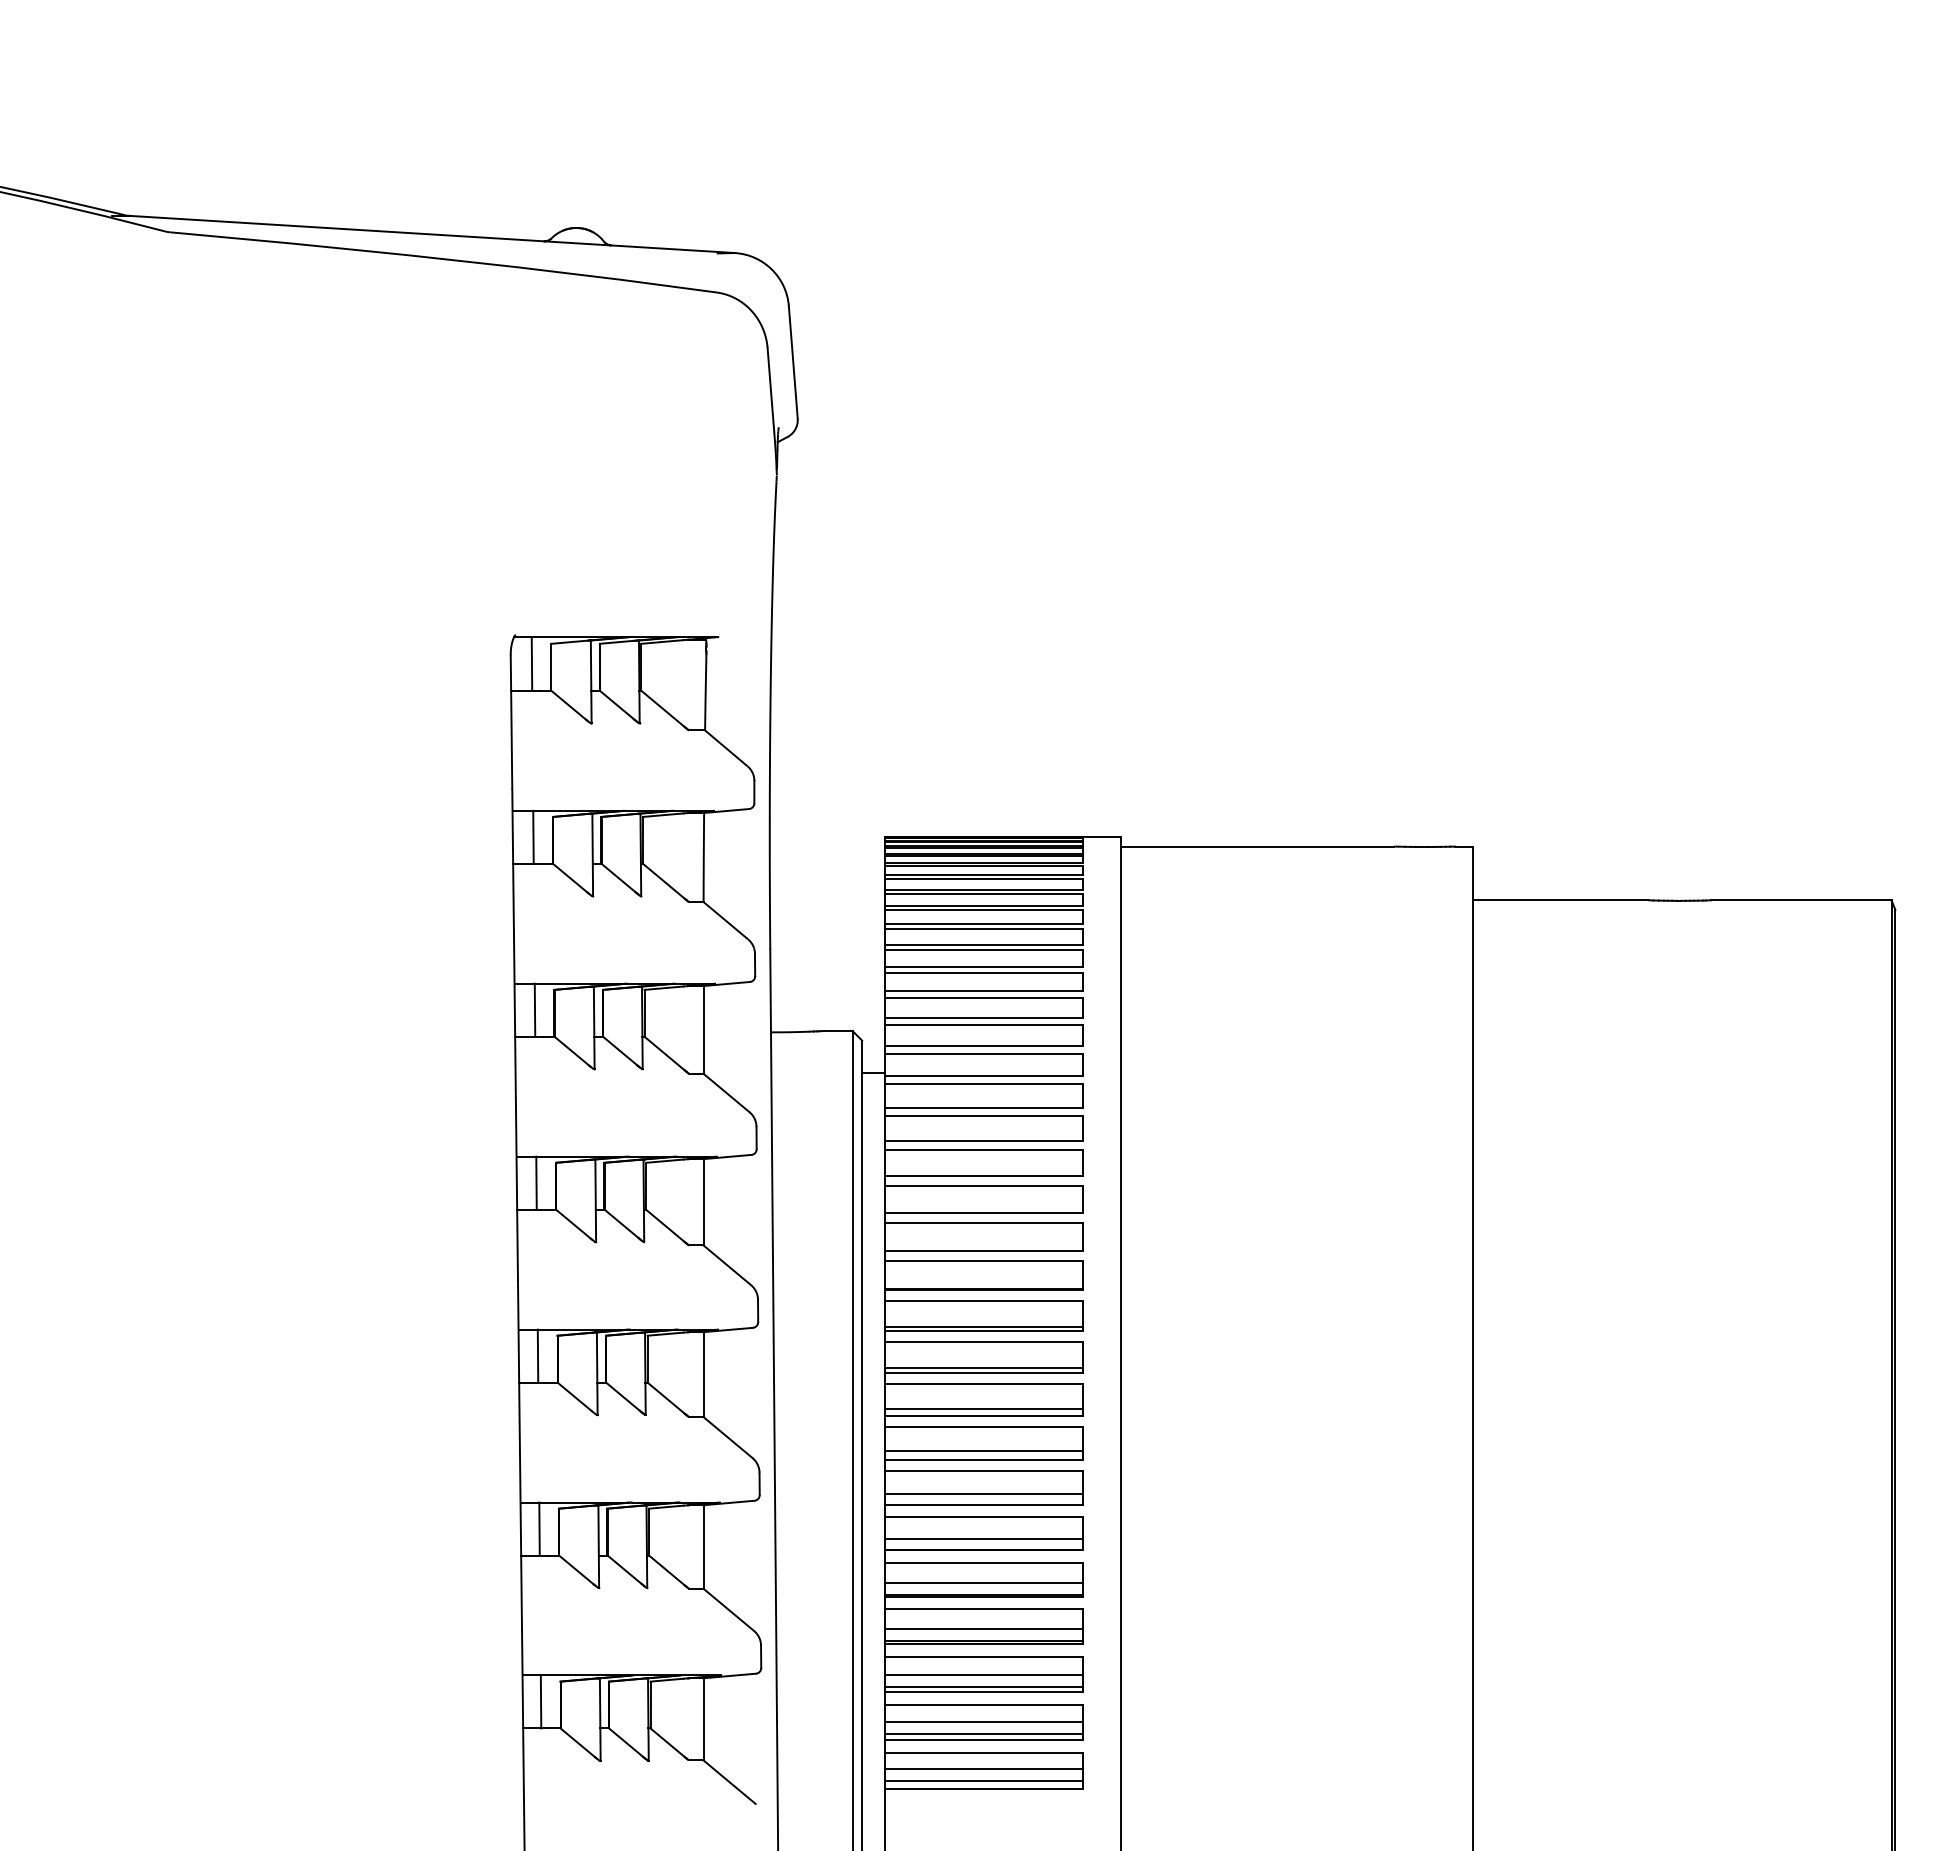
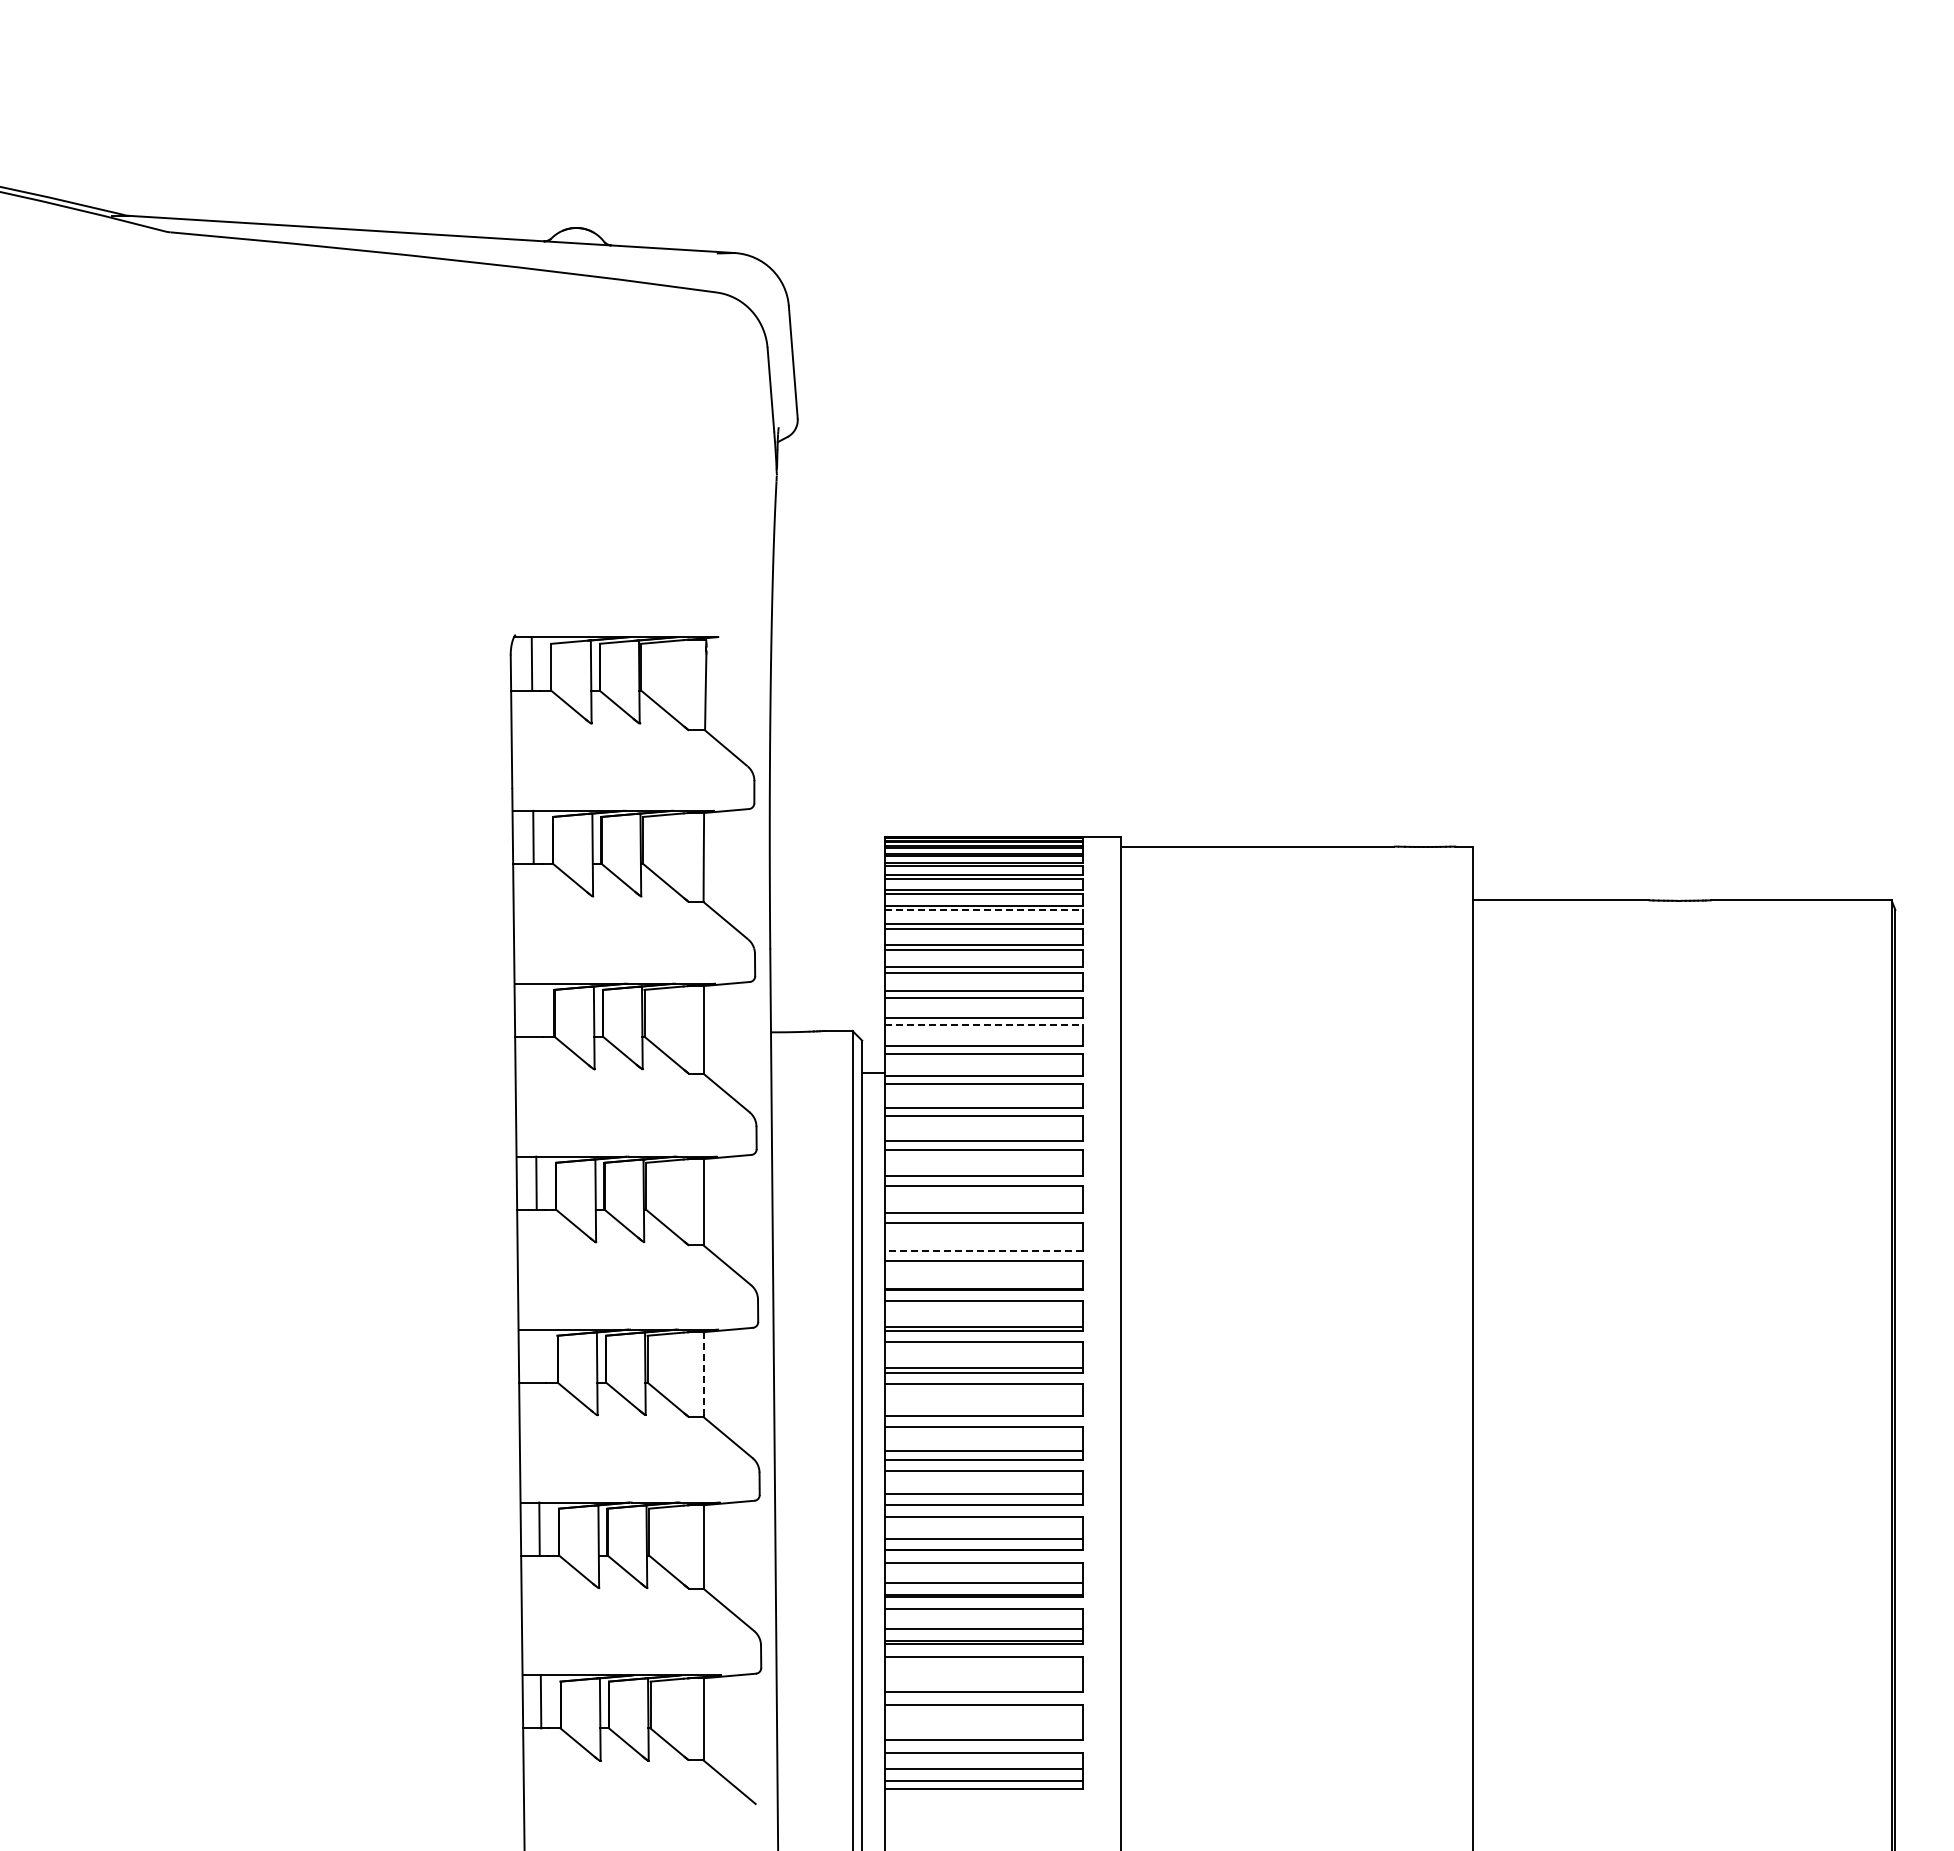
line: solid -> dashed (983, 910)
line: present -> none (534, 1009)
line: solid -> dashed (983, 1024)
line: solid -> dashed (983, 1250)
line: present -> none (537, 1355)
line: solid -> dashed (703, 1375)
line: present -> none (983, 1408)
line: present -> none (983, 1675)
line: present -> none (983, 1686)
line: present -> none (983, 1721)
line: present -> none (983, 1733)
